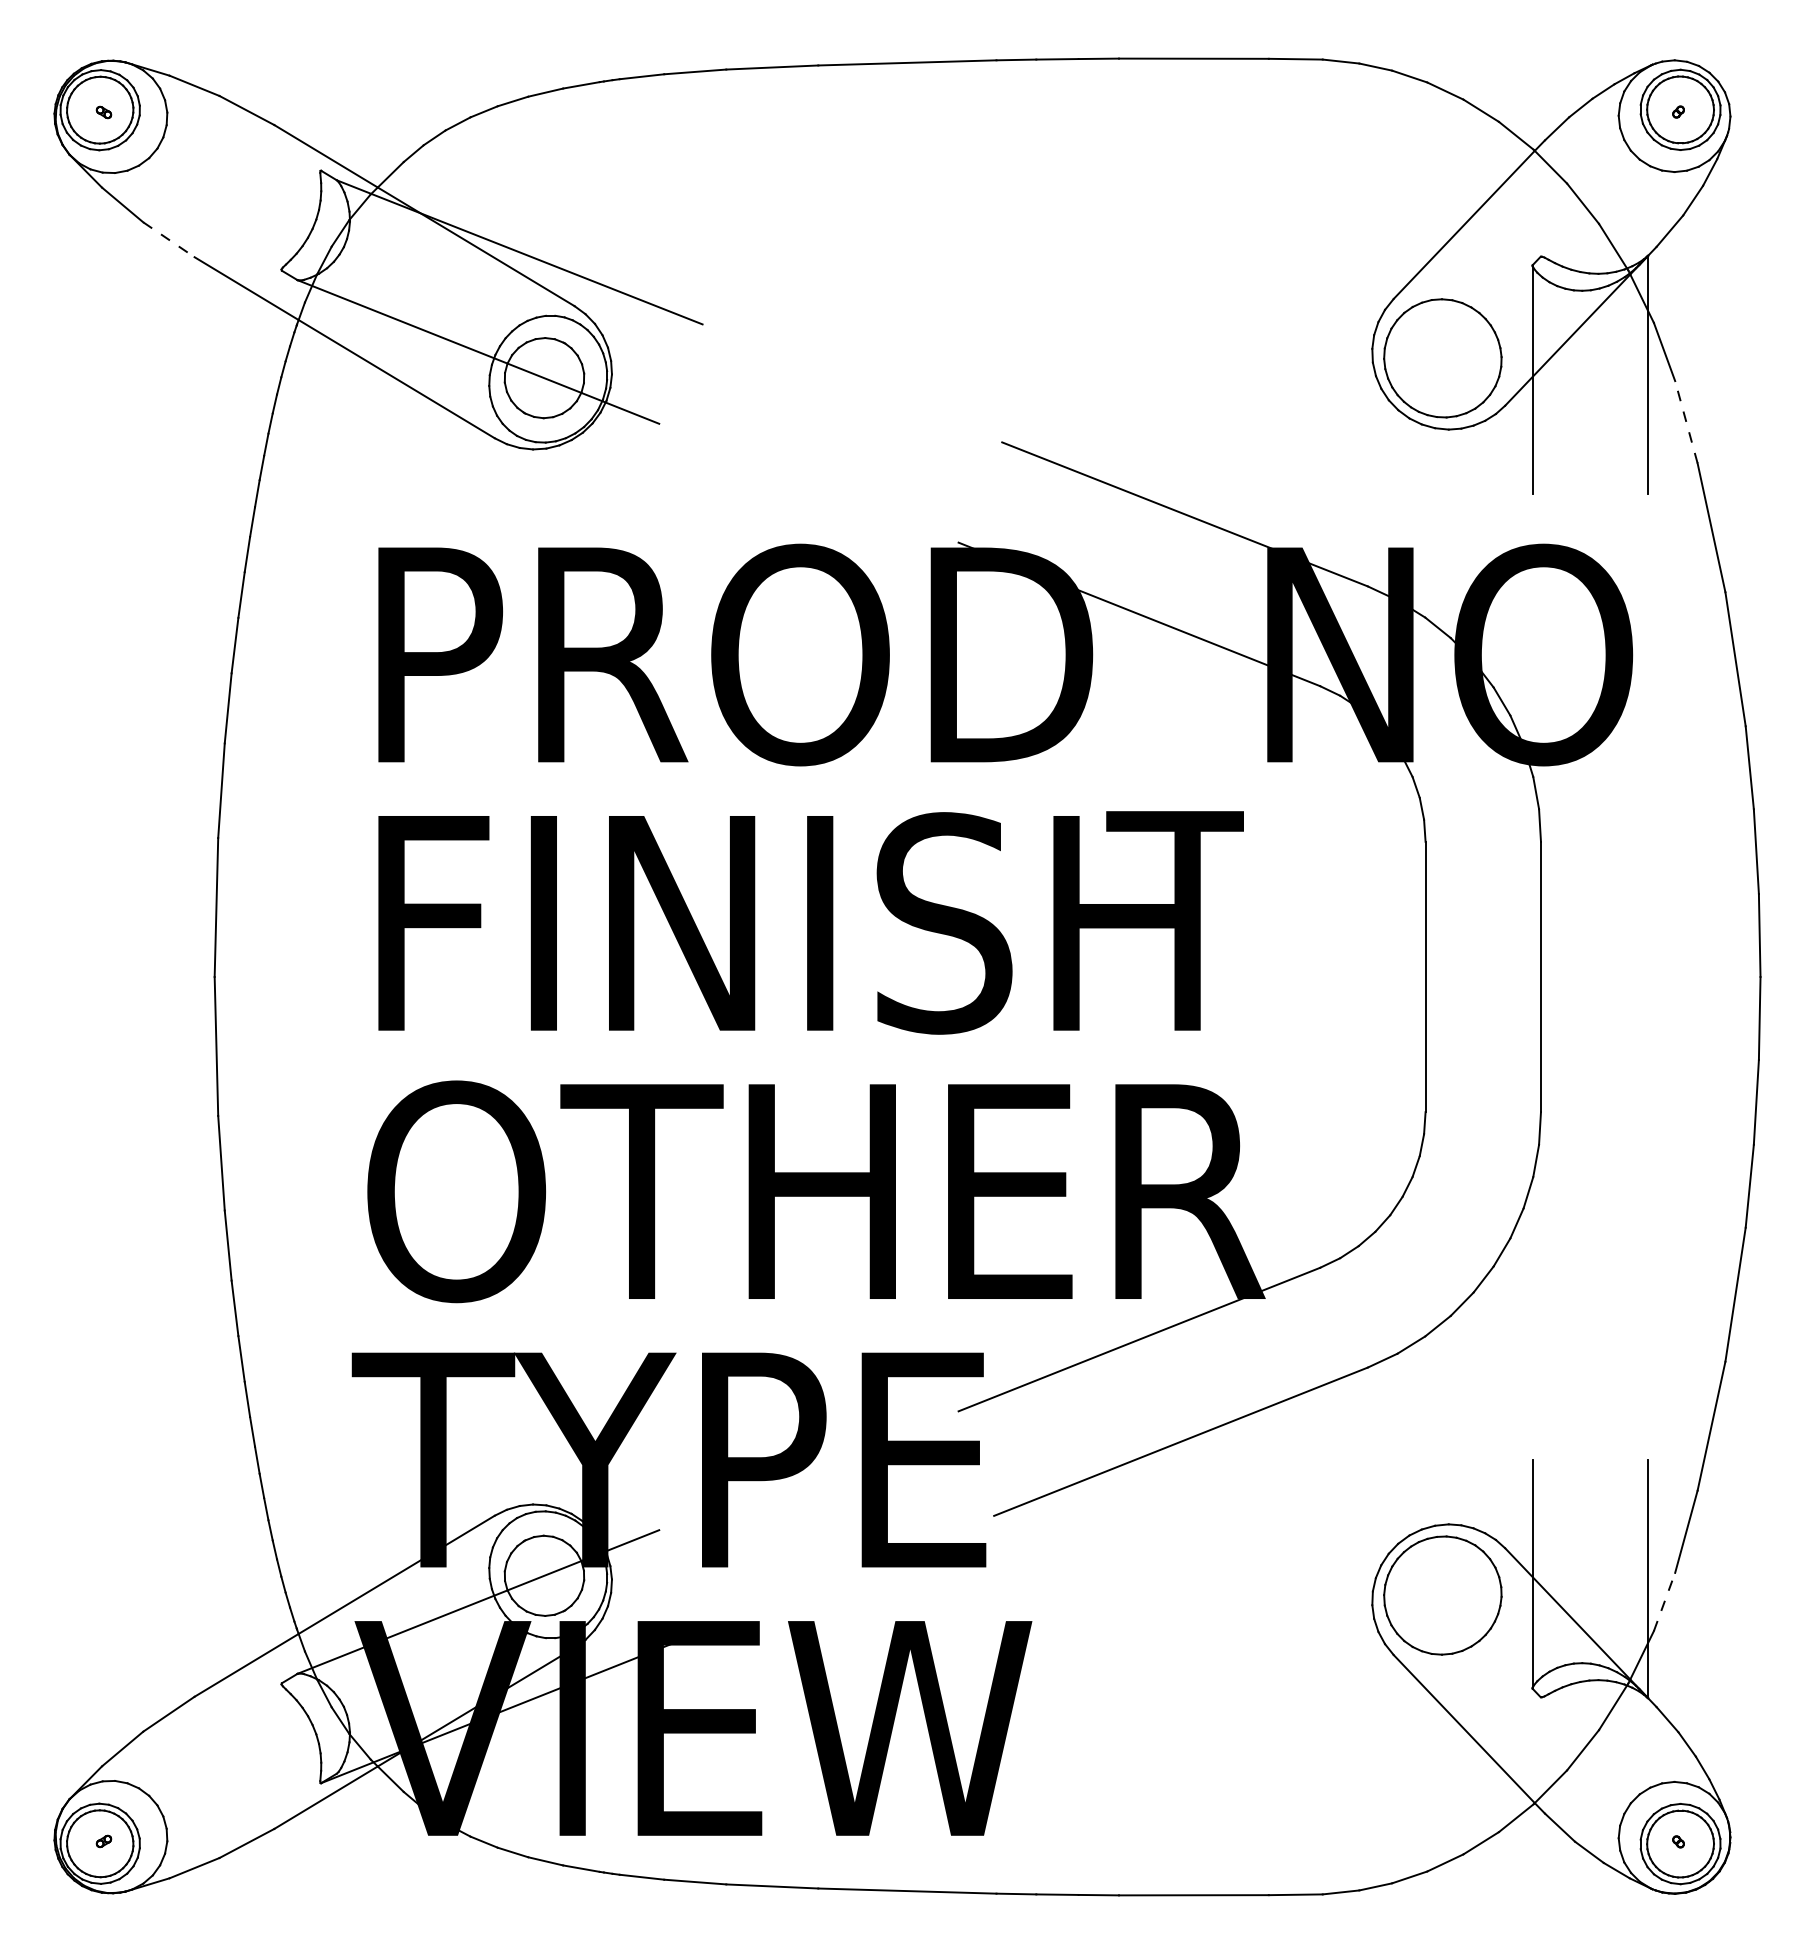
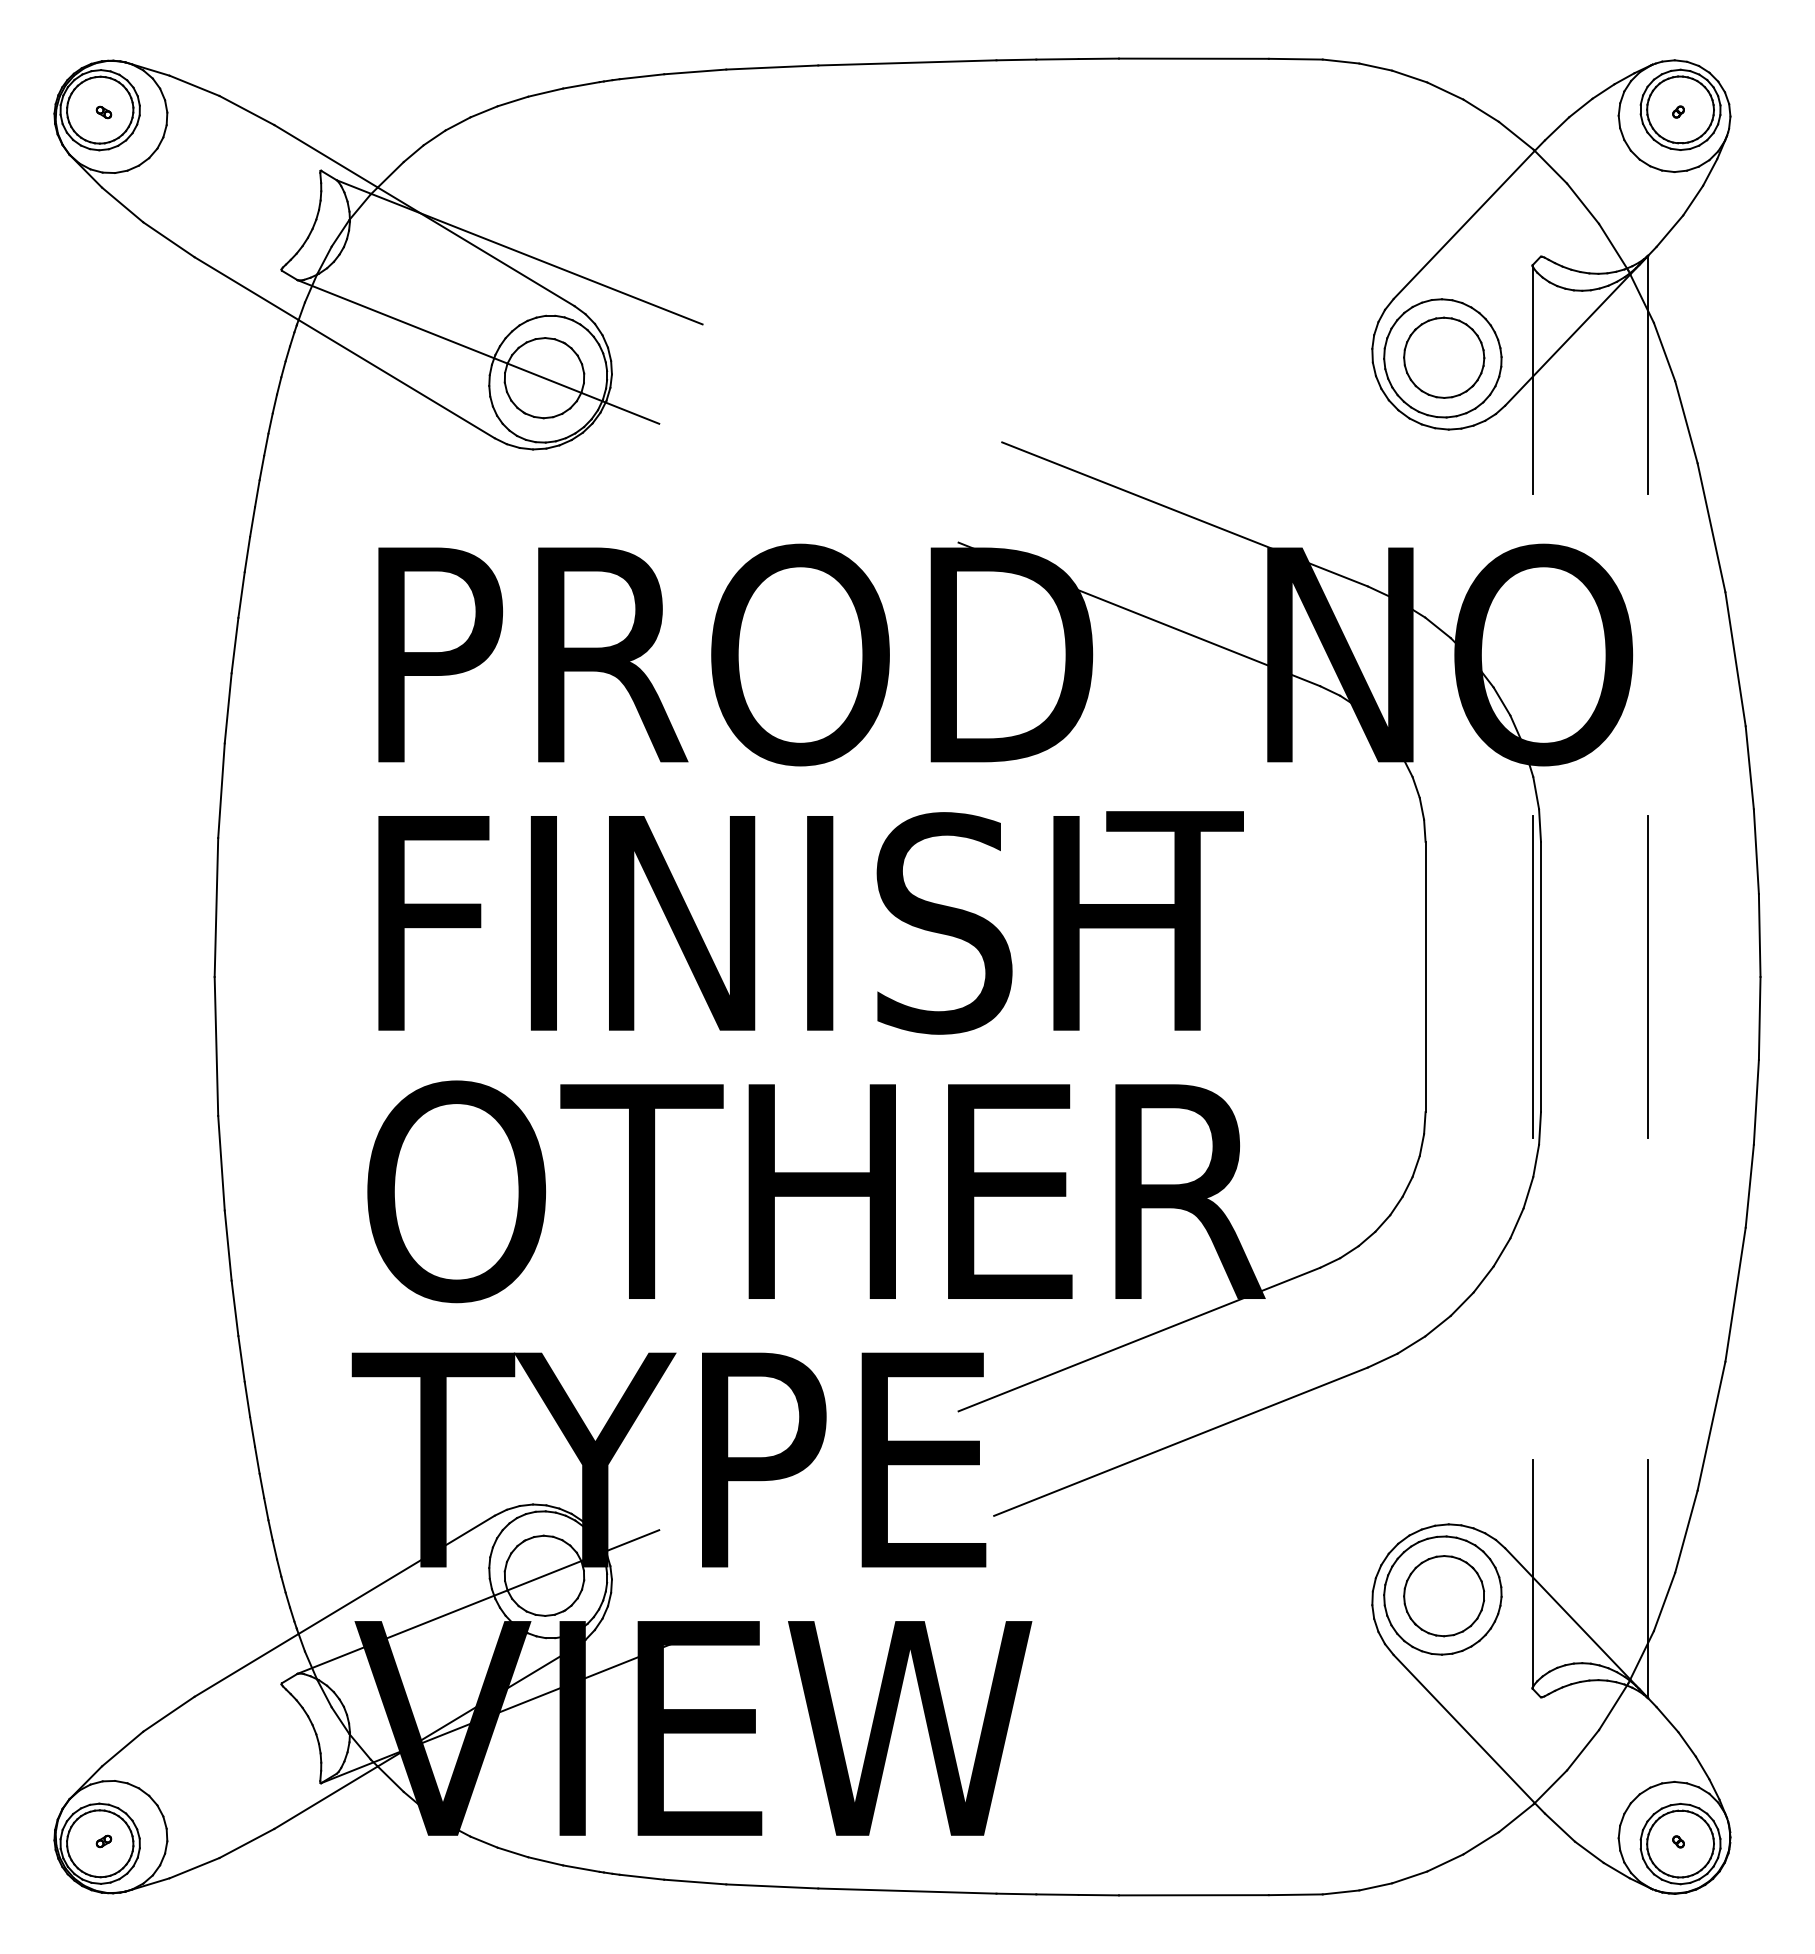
line: dashed -> solid (169, 240)
part: none -> present (1444, 357)
line: dashed -> solid (1686, 422)
line: none -> present (1532, 976)
line: none -> present (1647, 976)
part: none -> present (1444, 1596)
line: dashed -> solid (1664, 1601)
